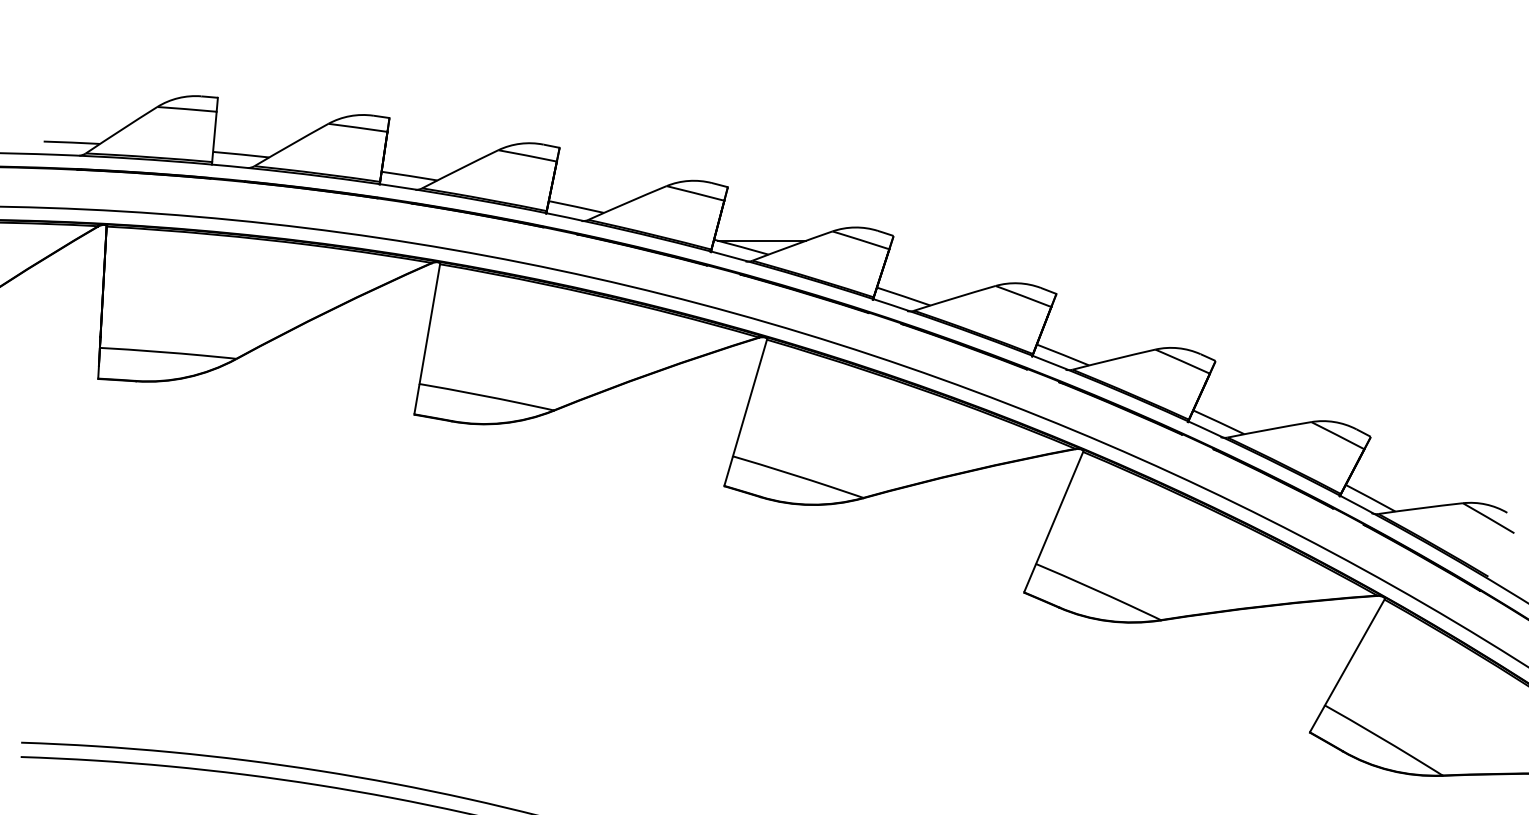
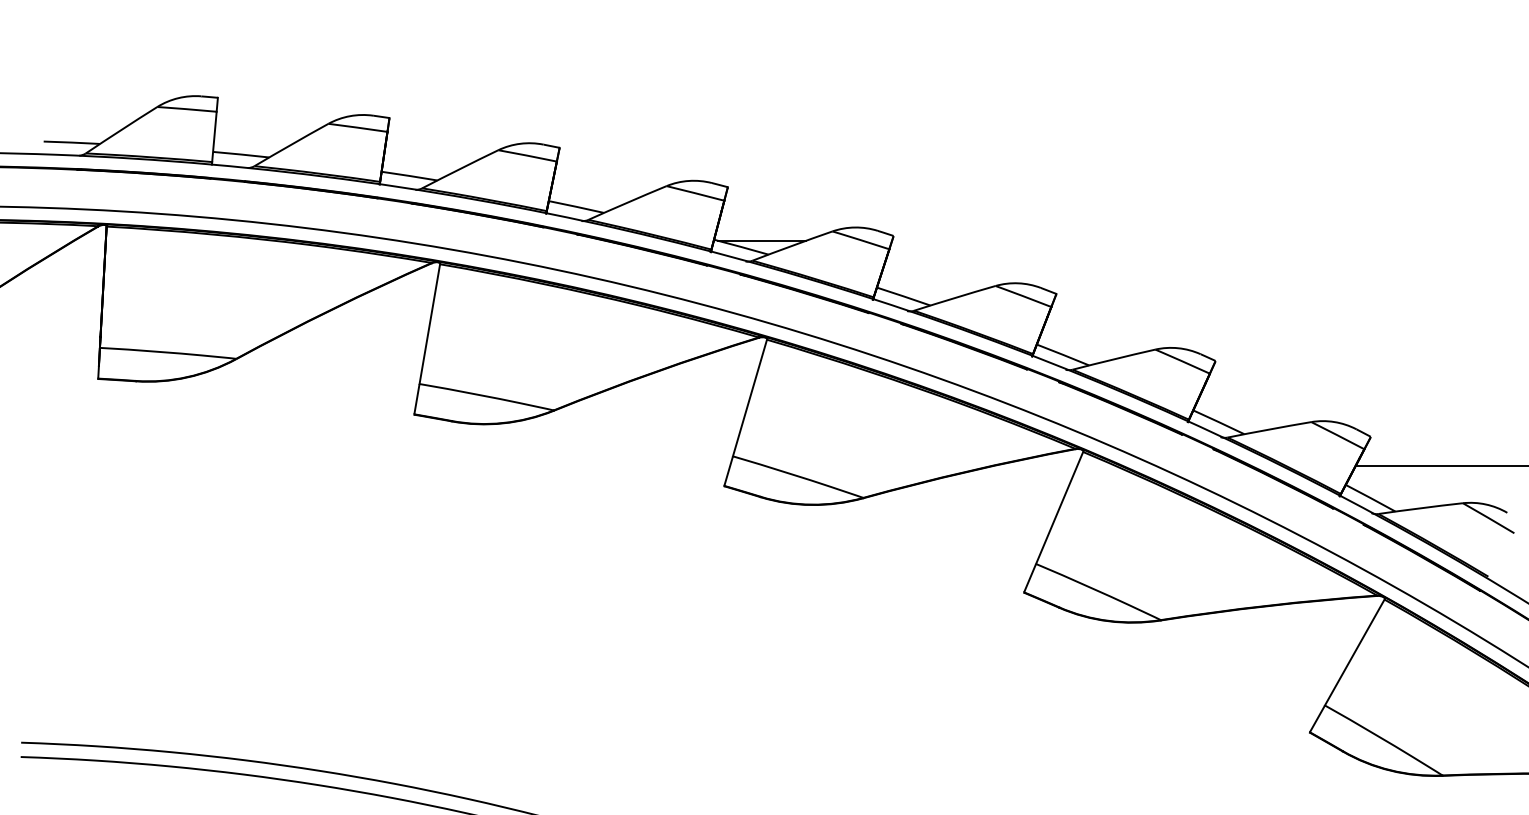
line: none -> present (1440, 466)
